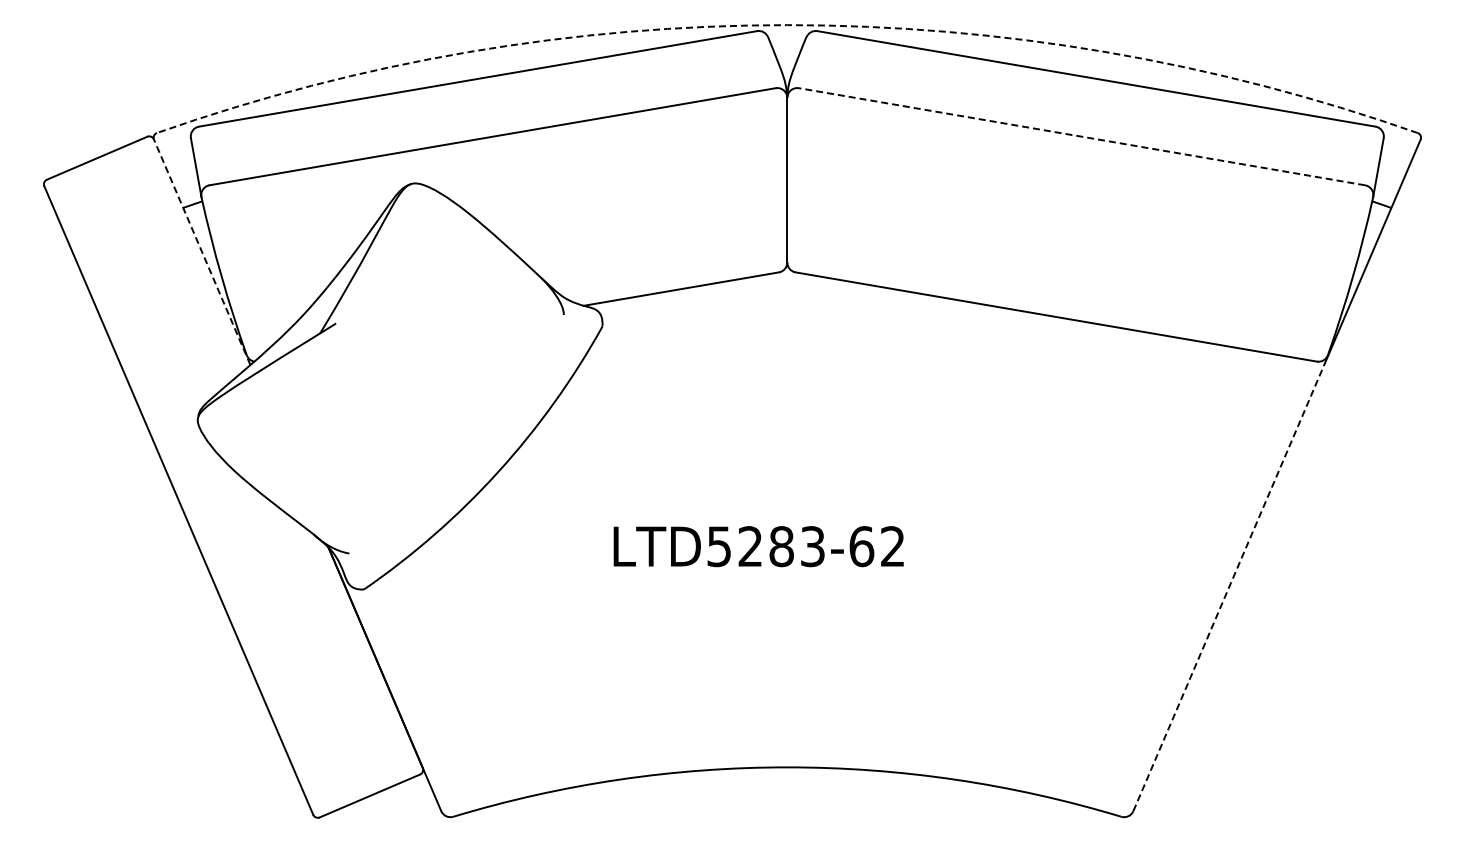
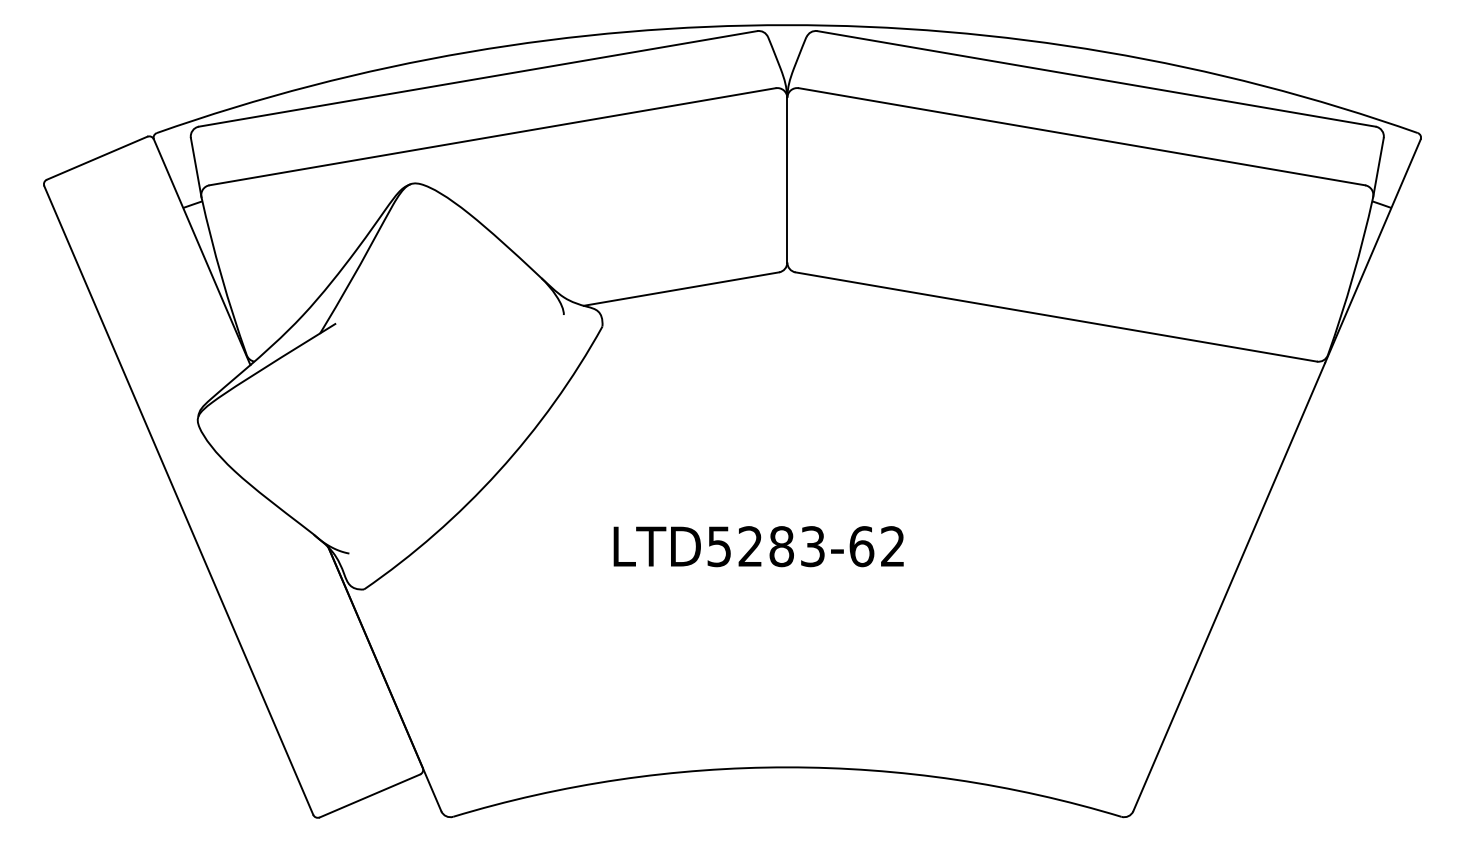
arc: dashed -> solid (787, 25)
line: dashed -> solid (1081, 136)
line: dashed -> solid (202, 252)
line: dashed -> solid (1229, 587)
